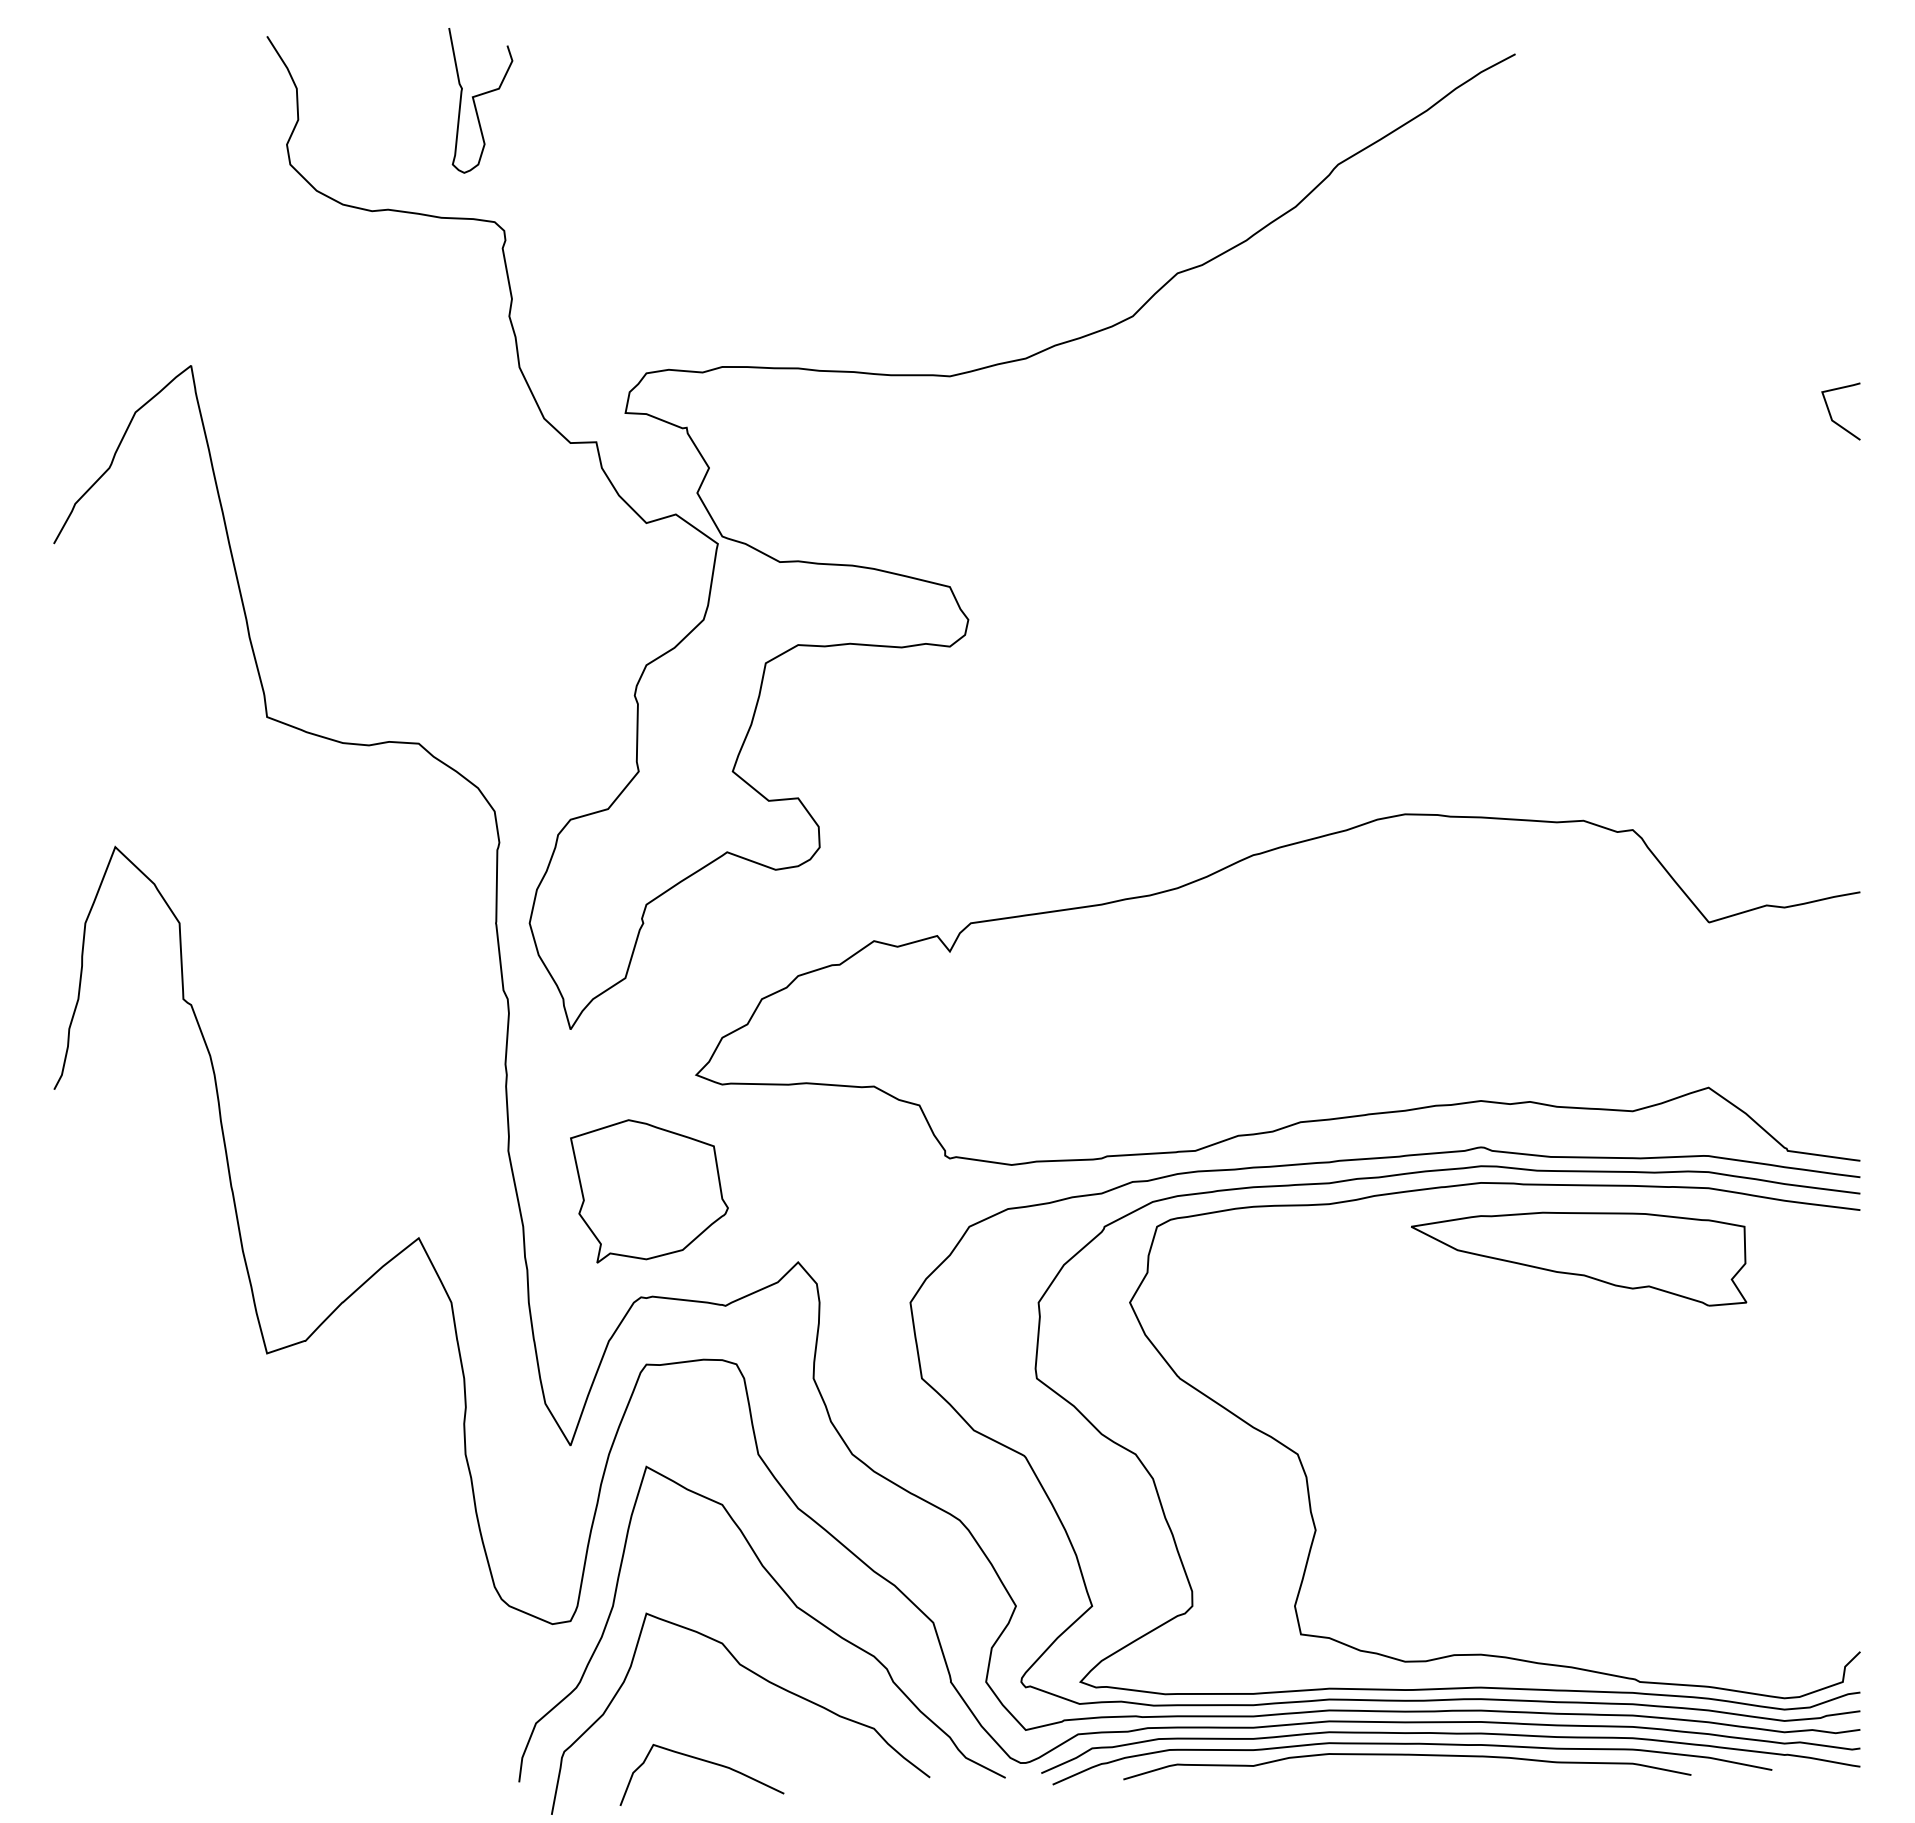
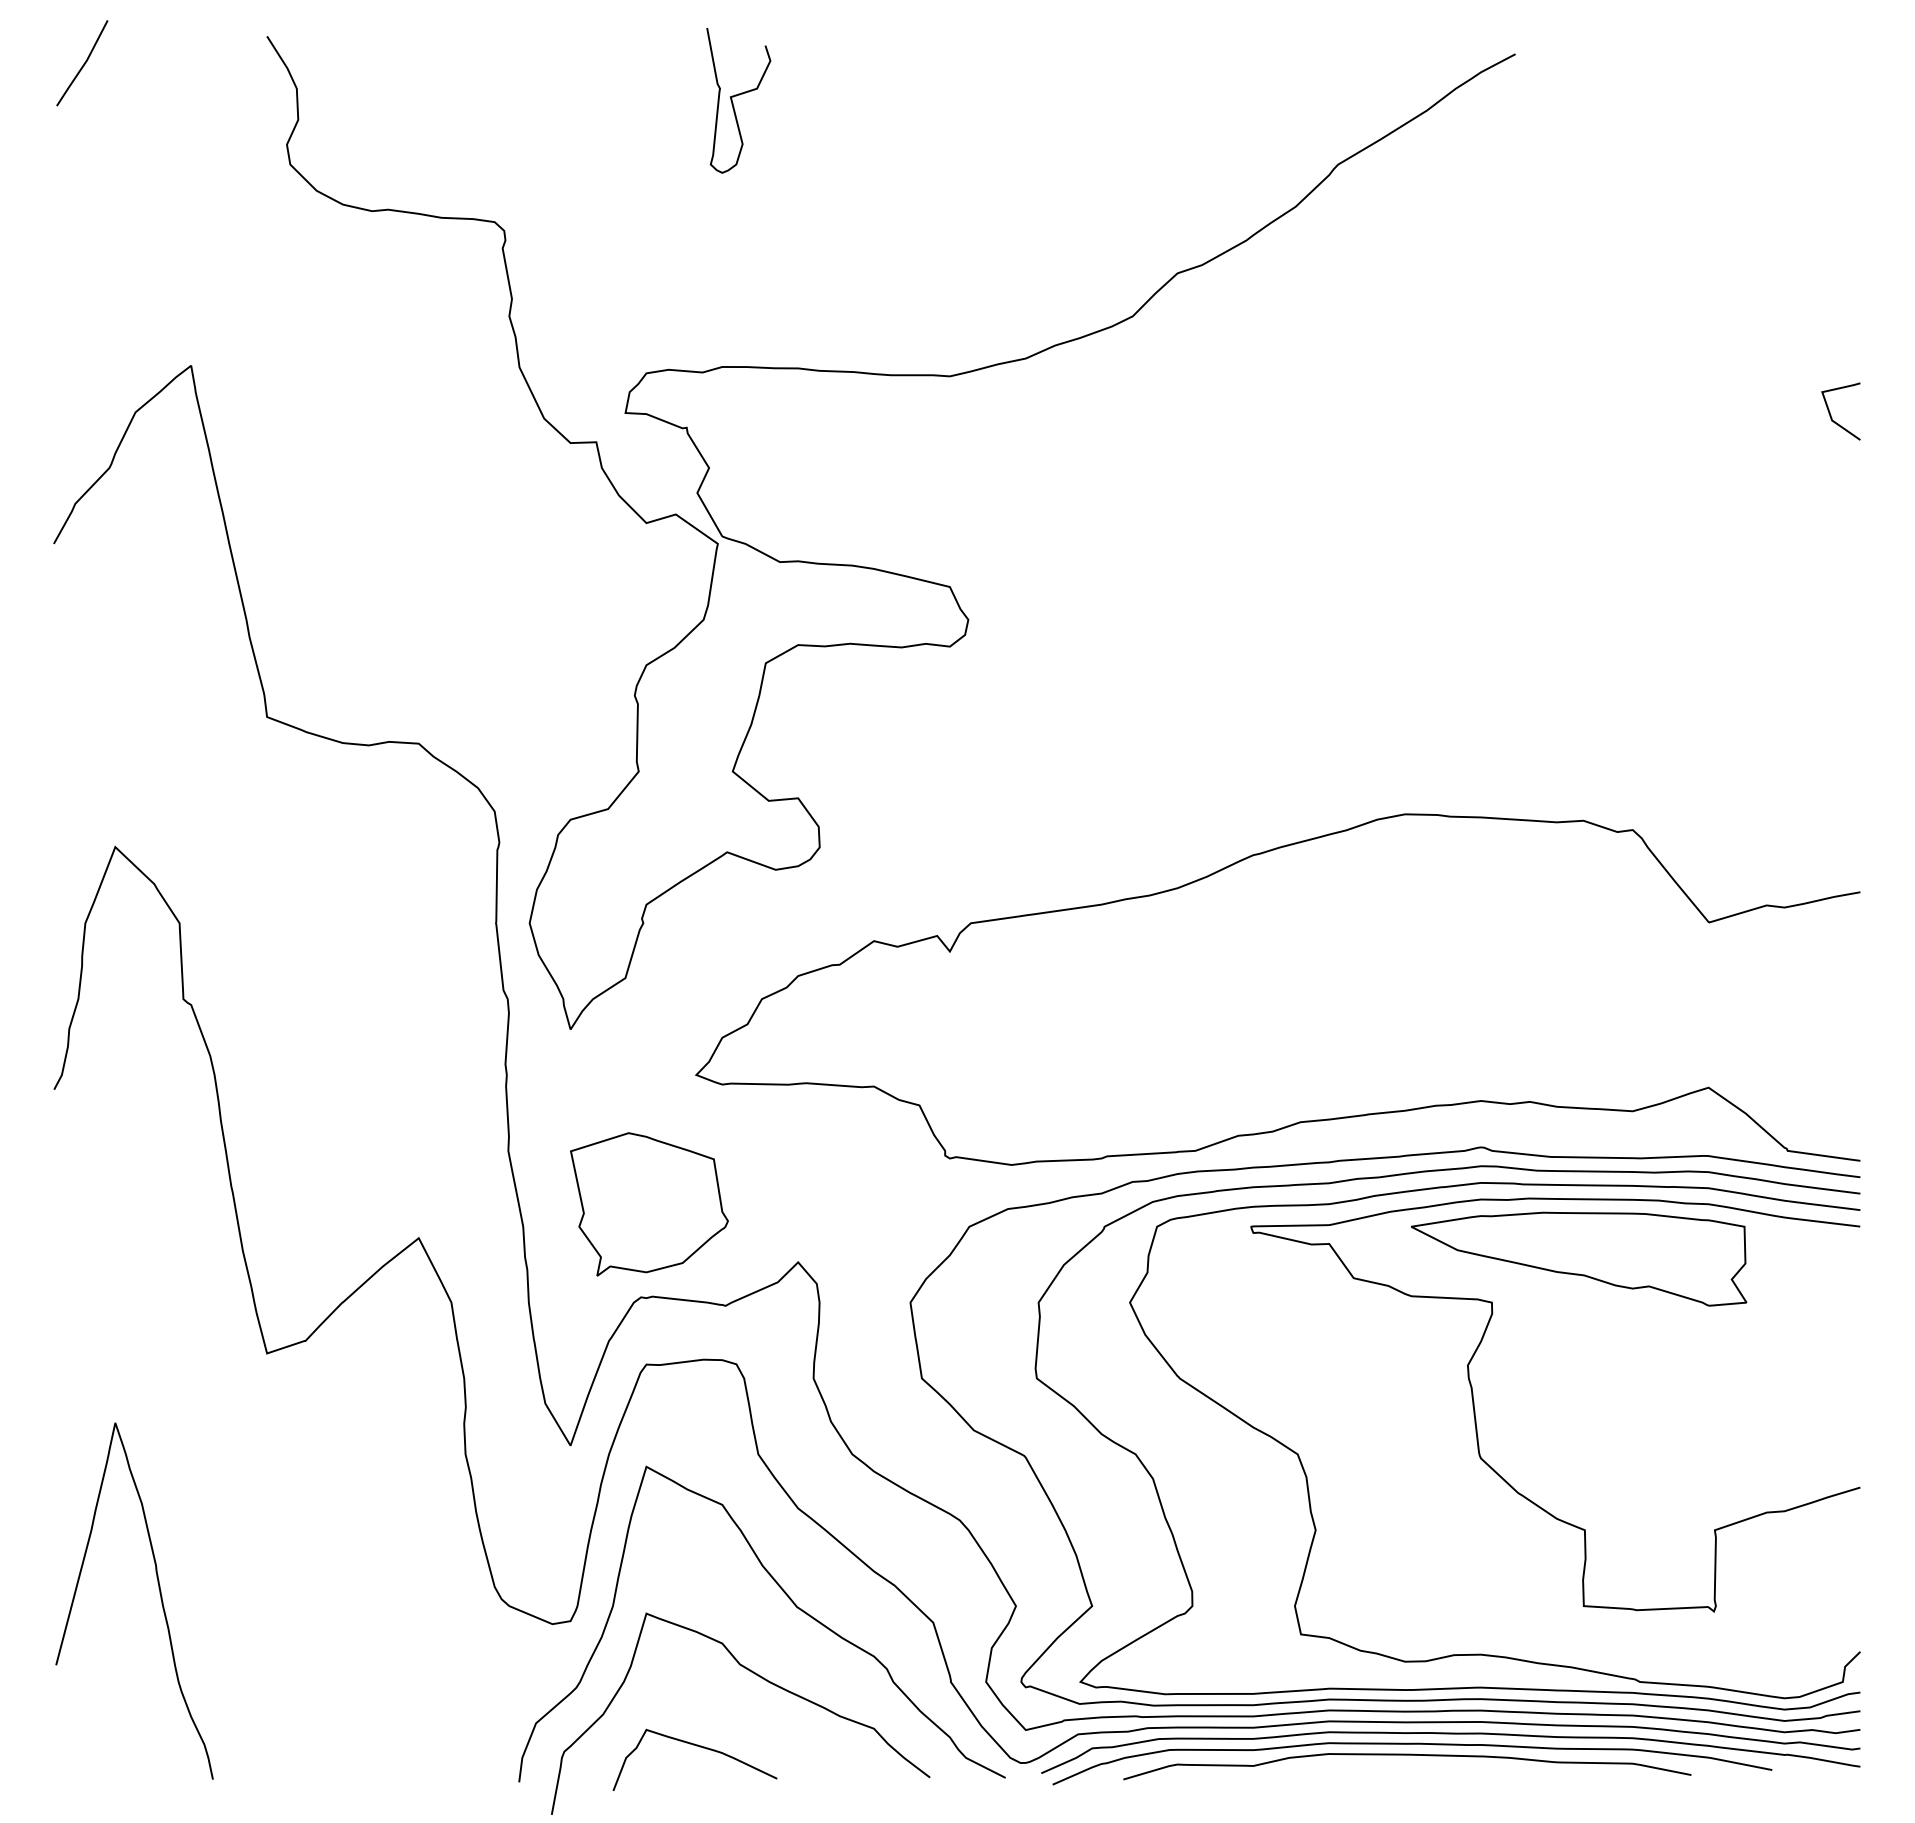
line: none -> present (83, 63)
curve position: (478, 96) -> (736, 96) (736, 96)
part position: (649, 1191) -> (649, 1204) (649, 1204)
curve: none -> present (1475, 1410)
curve: none -> present (159, 1593)
curve position: (706, 1762) -> (699, 1747) (699, 1747)
